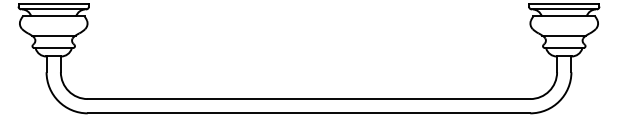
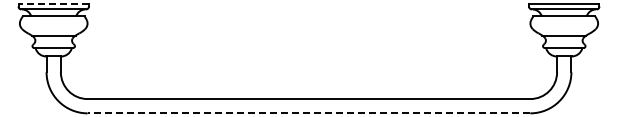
line: solid -> dashed (53, 3)
line: solid -> dashed (308, 113)
